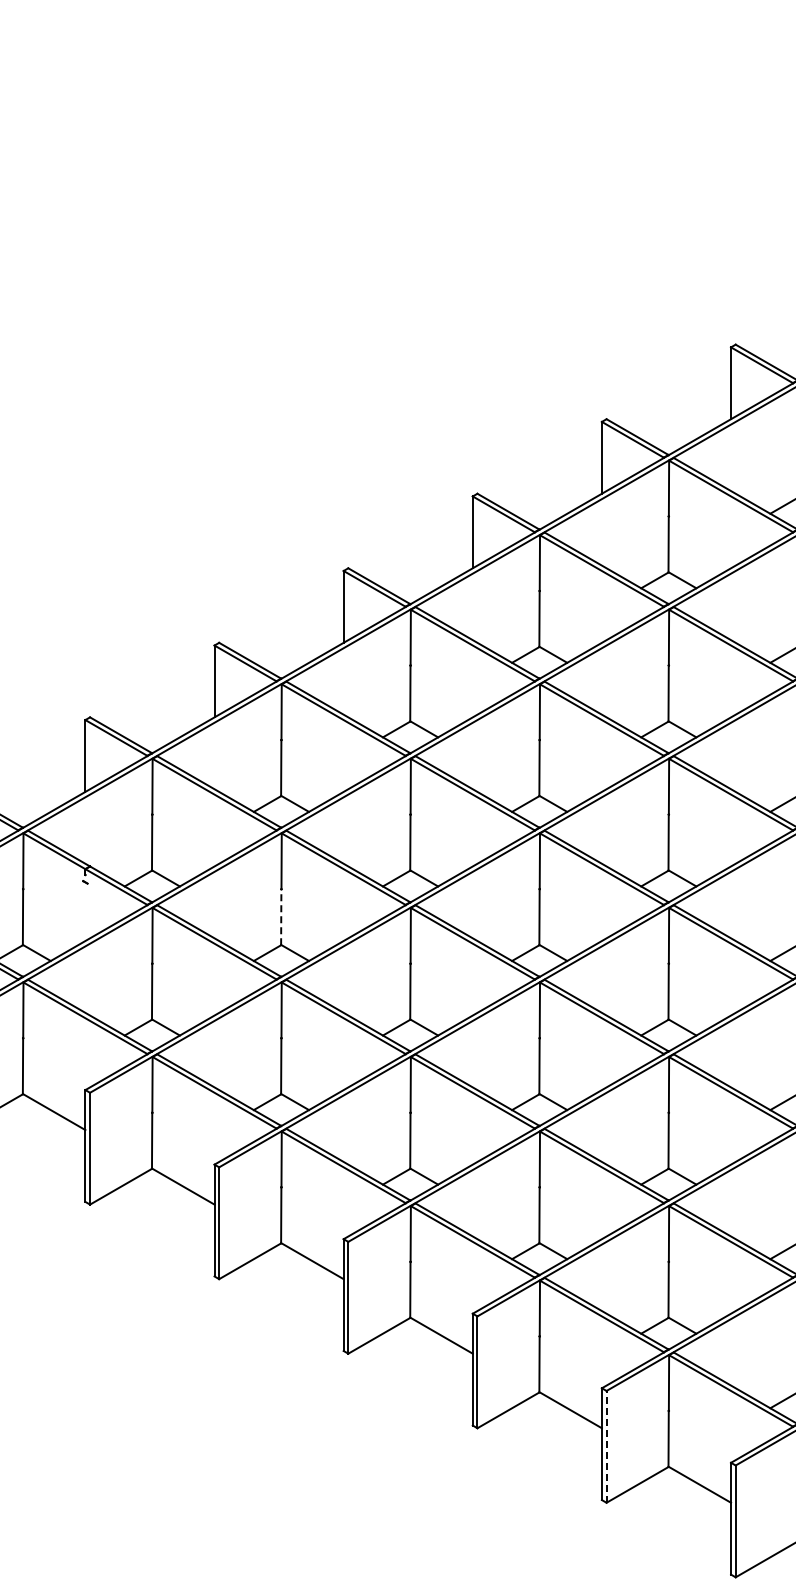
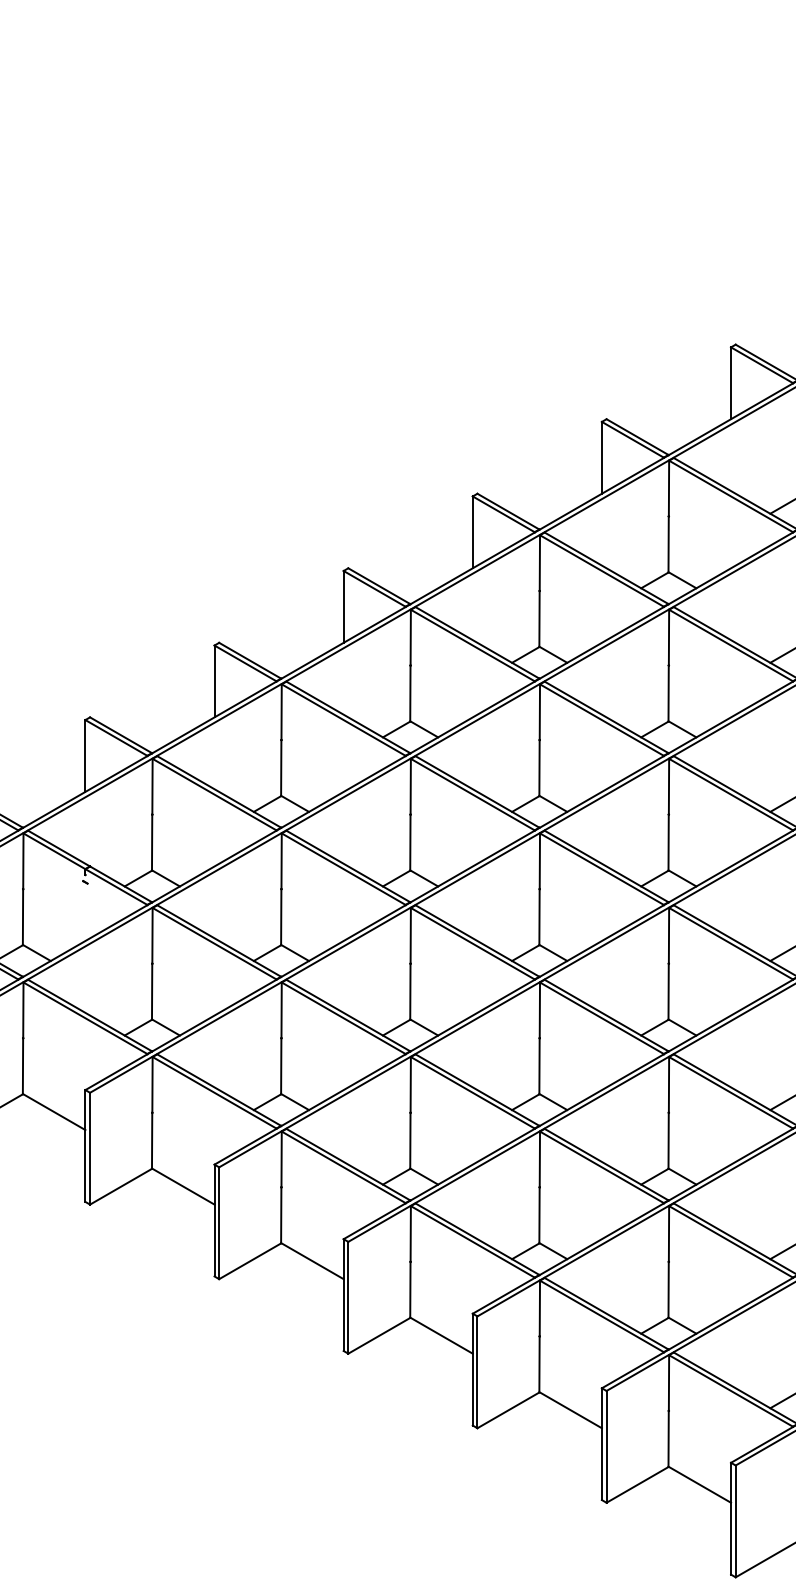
line: dashed -> solid (281, 916)
line: dashed -> solid (606, 1446)
